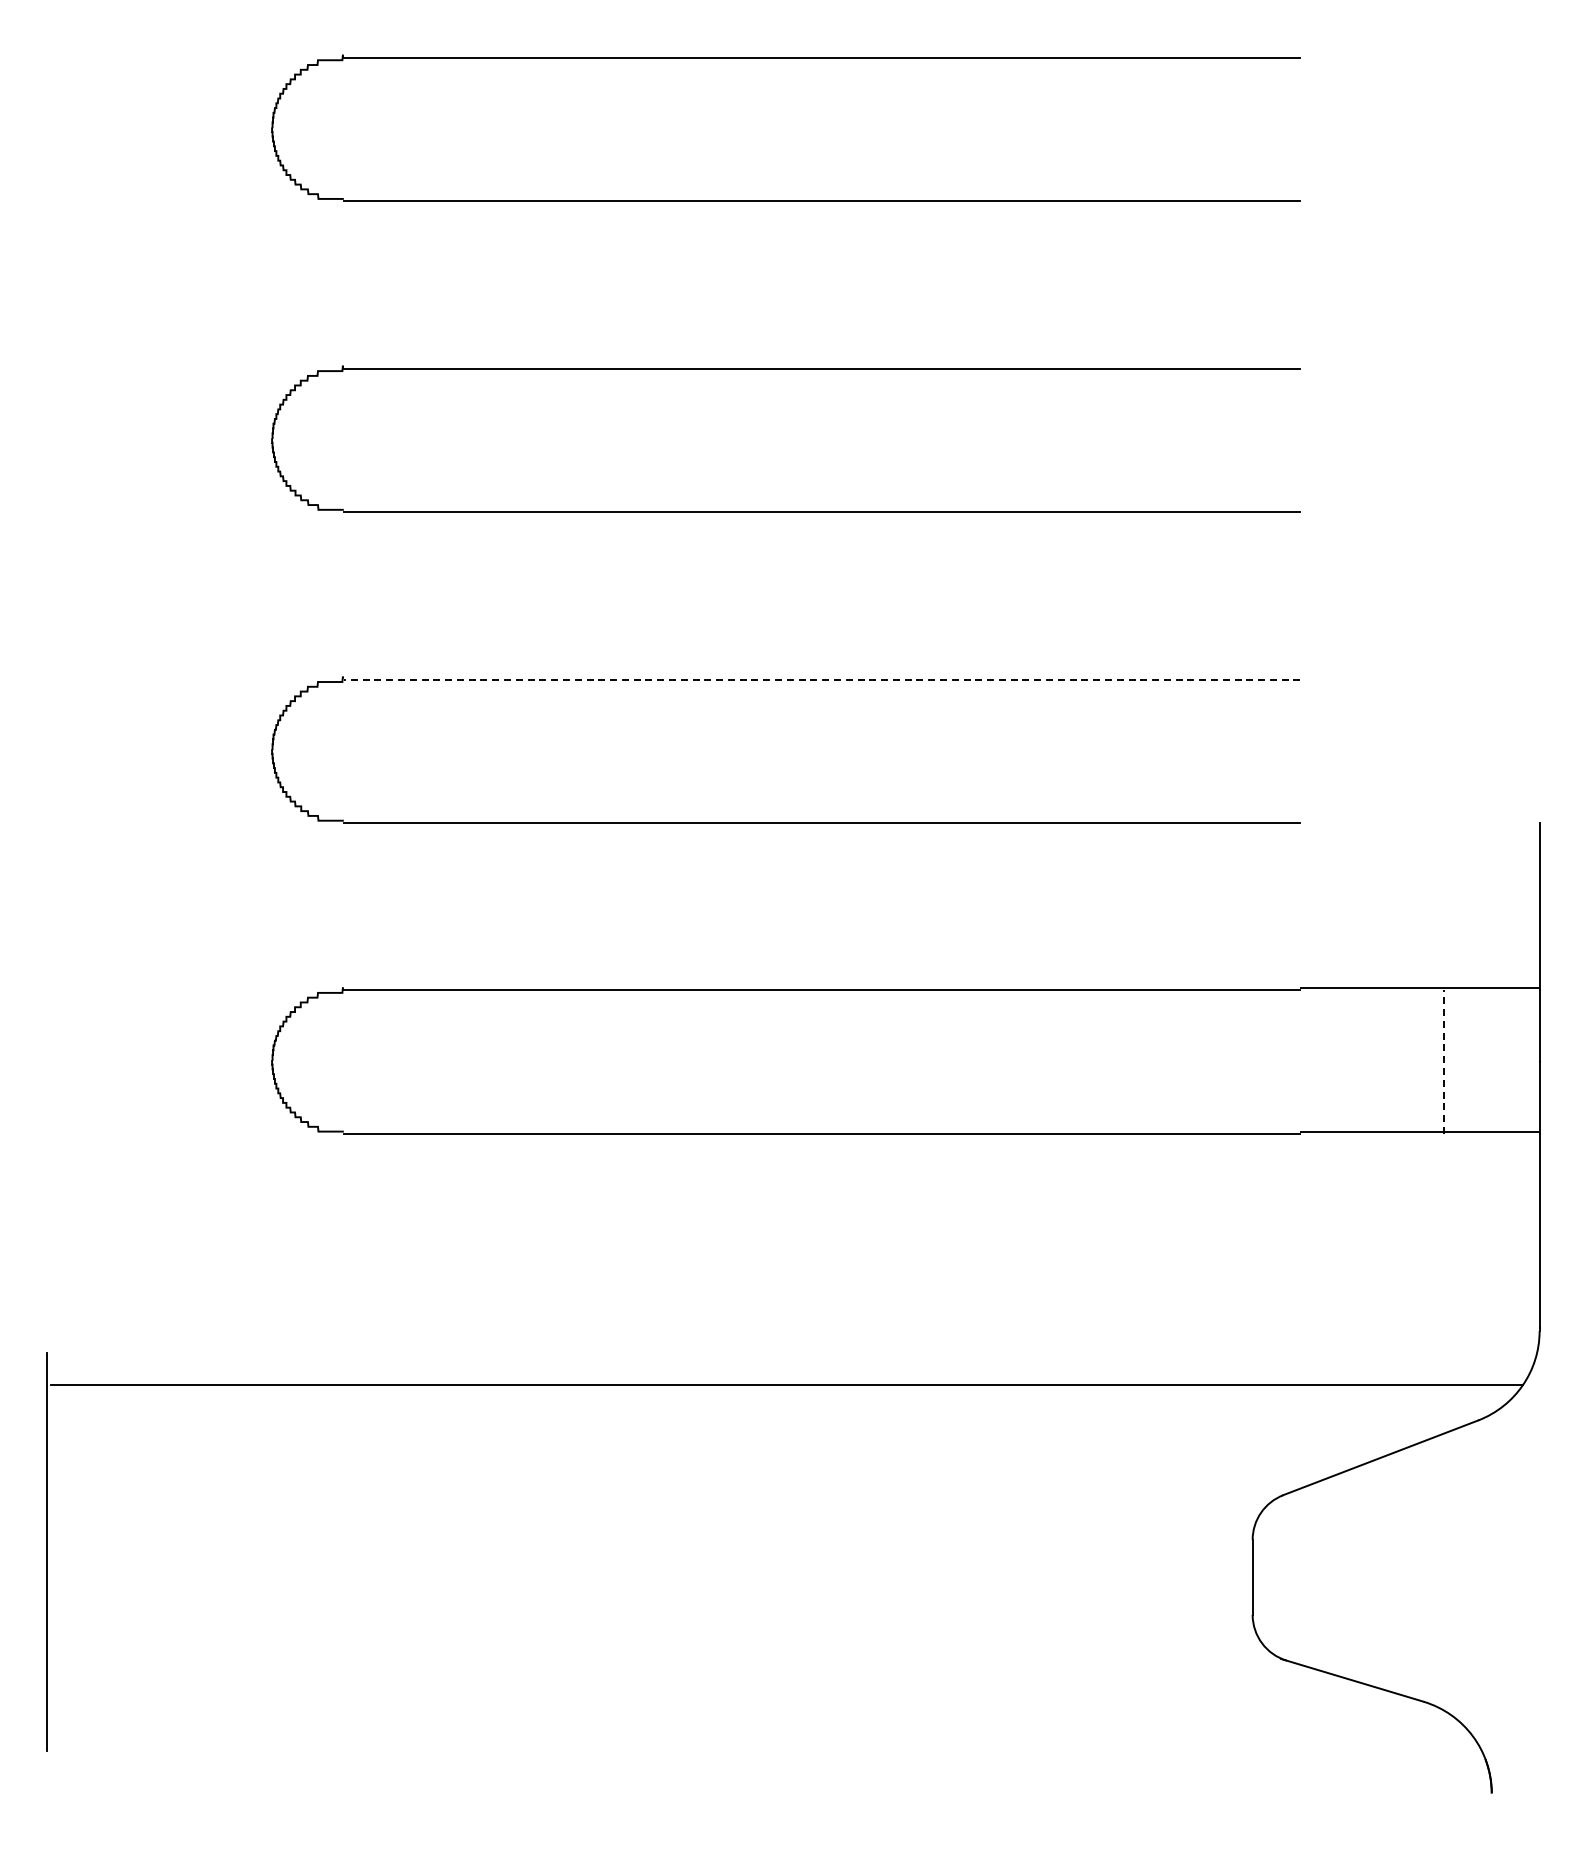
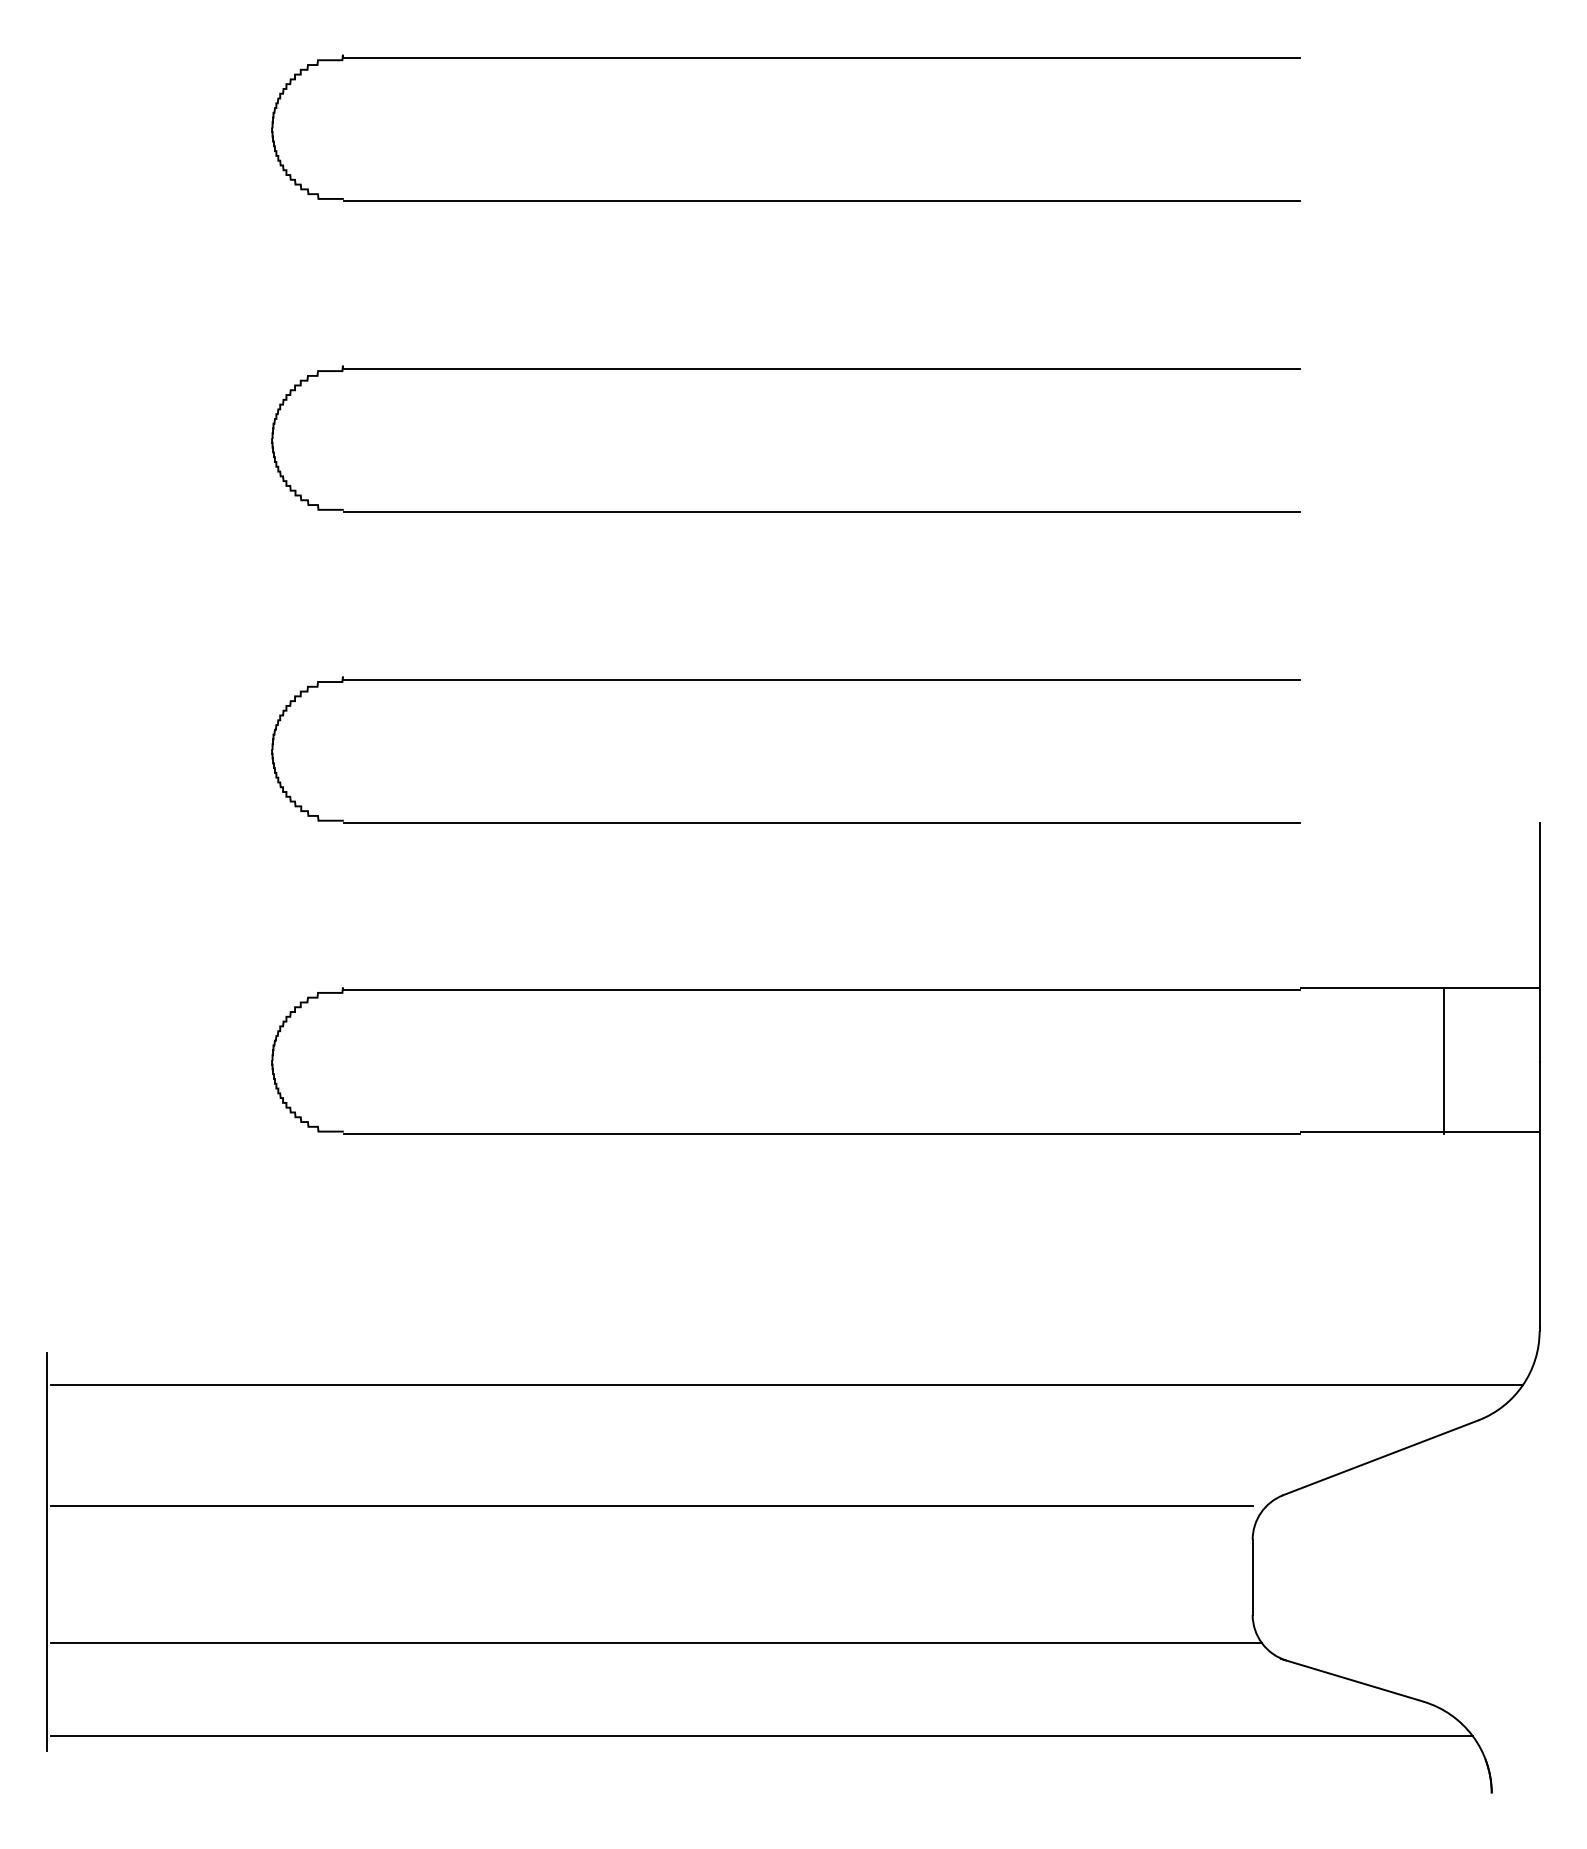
line: dashed -> solid (821, 679)
line: dashed -> solid (1443, 1062)
line: none -> present (651, 1506)
line: none -> present (656, 1643)
line: none -> present (761, 1736)
